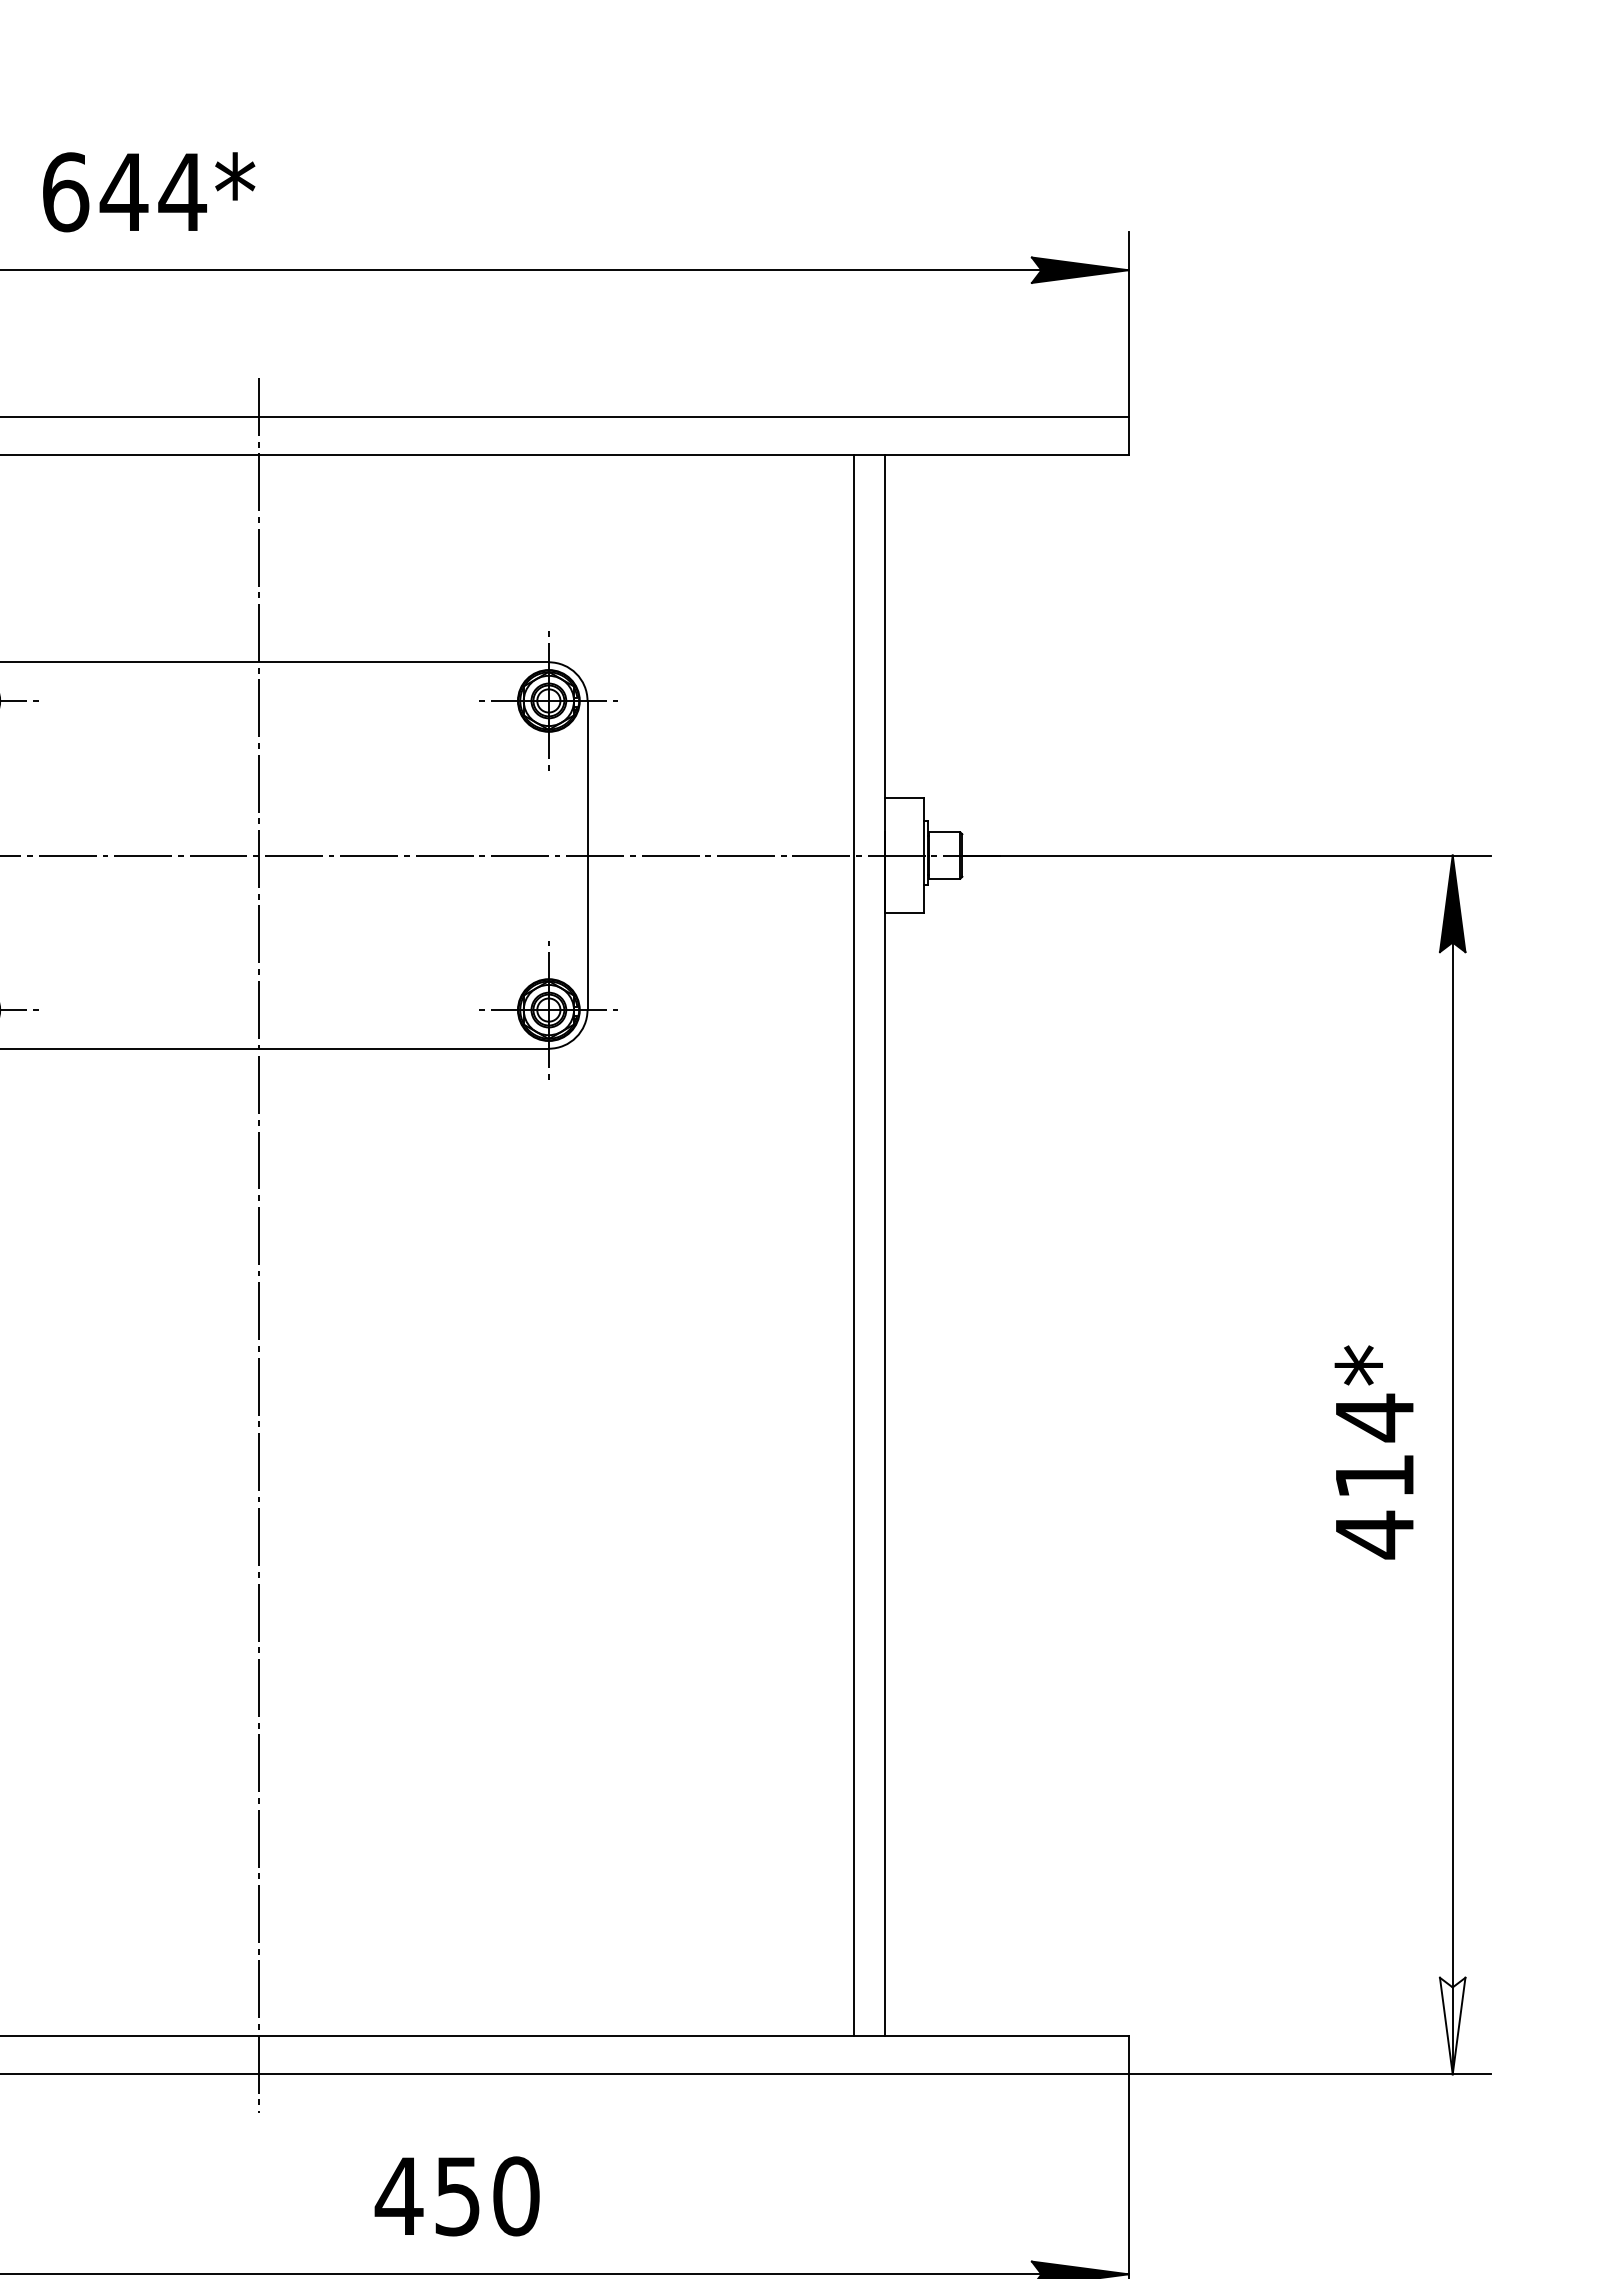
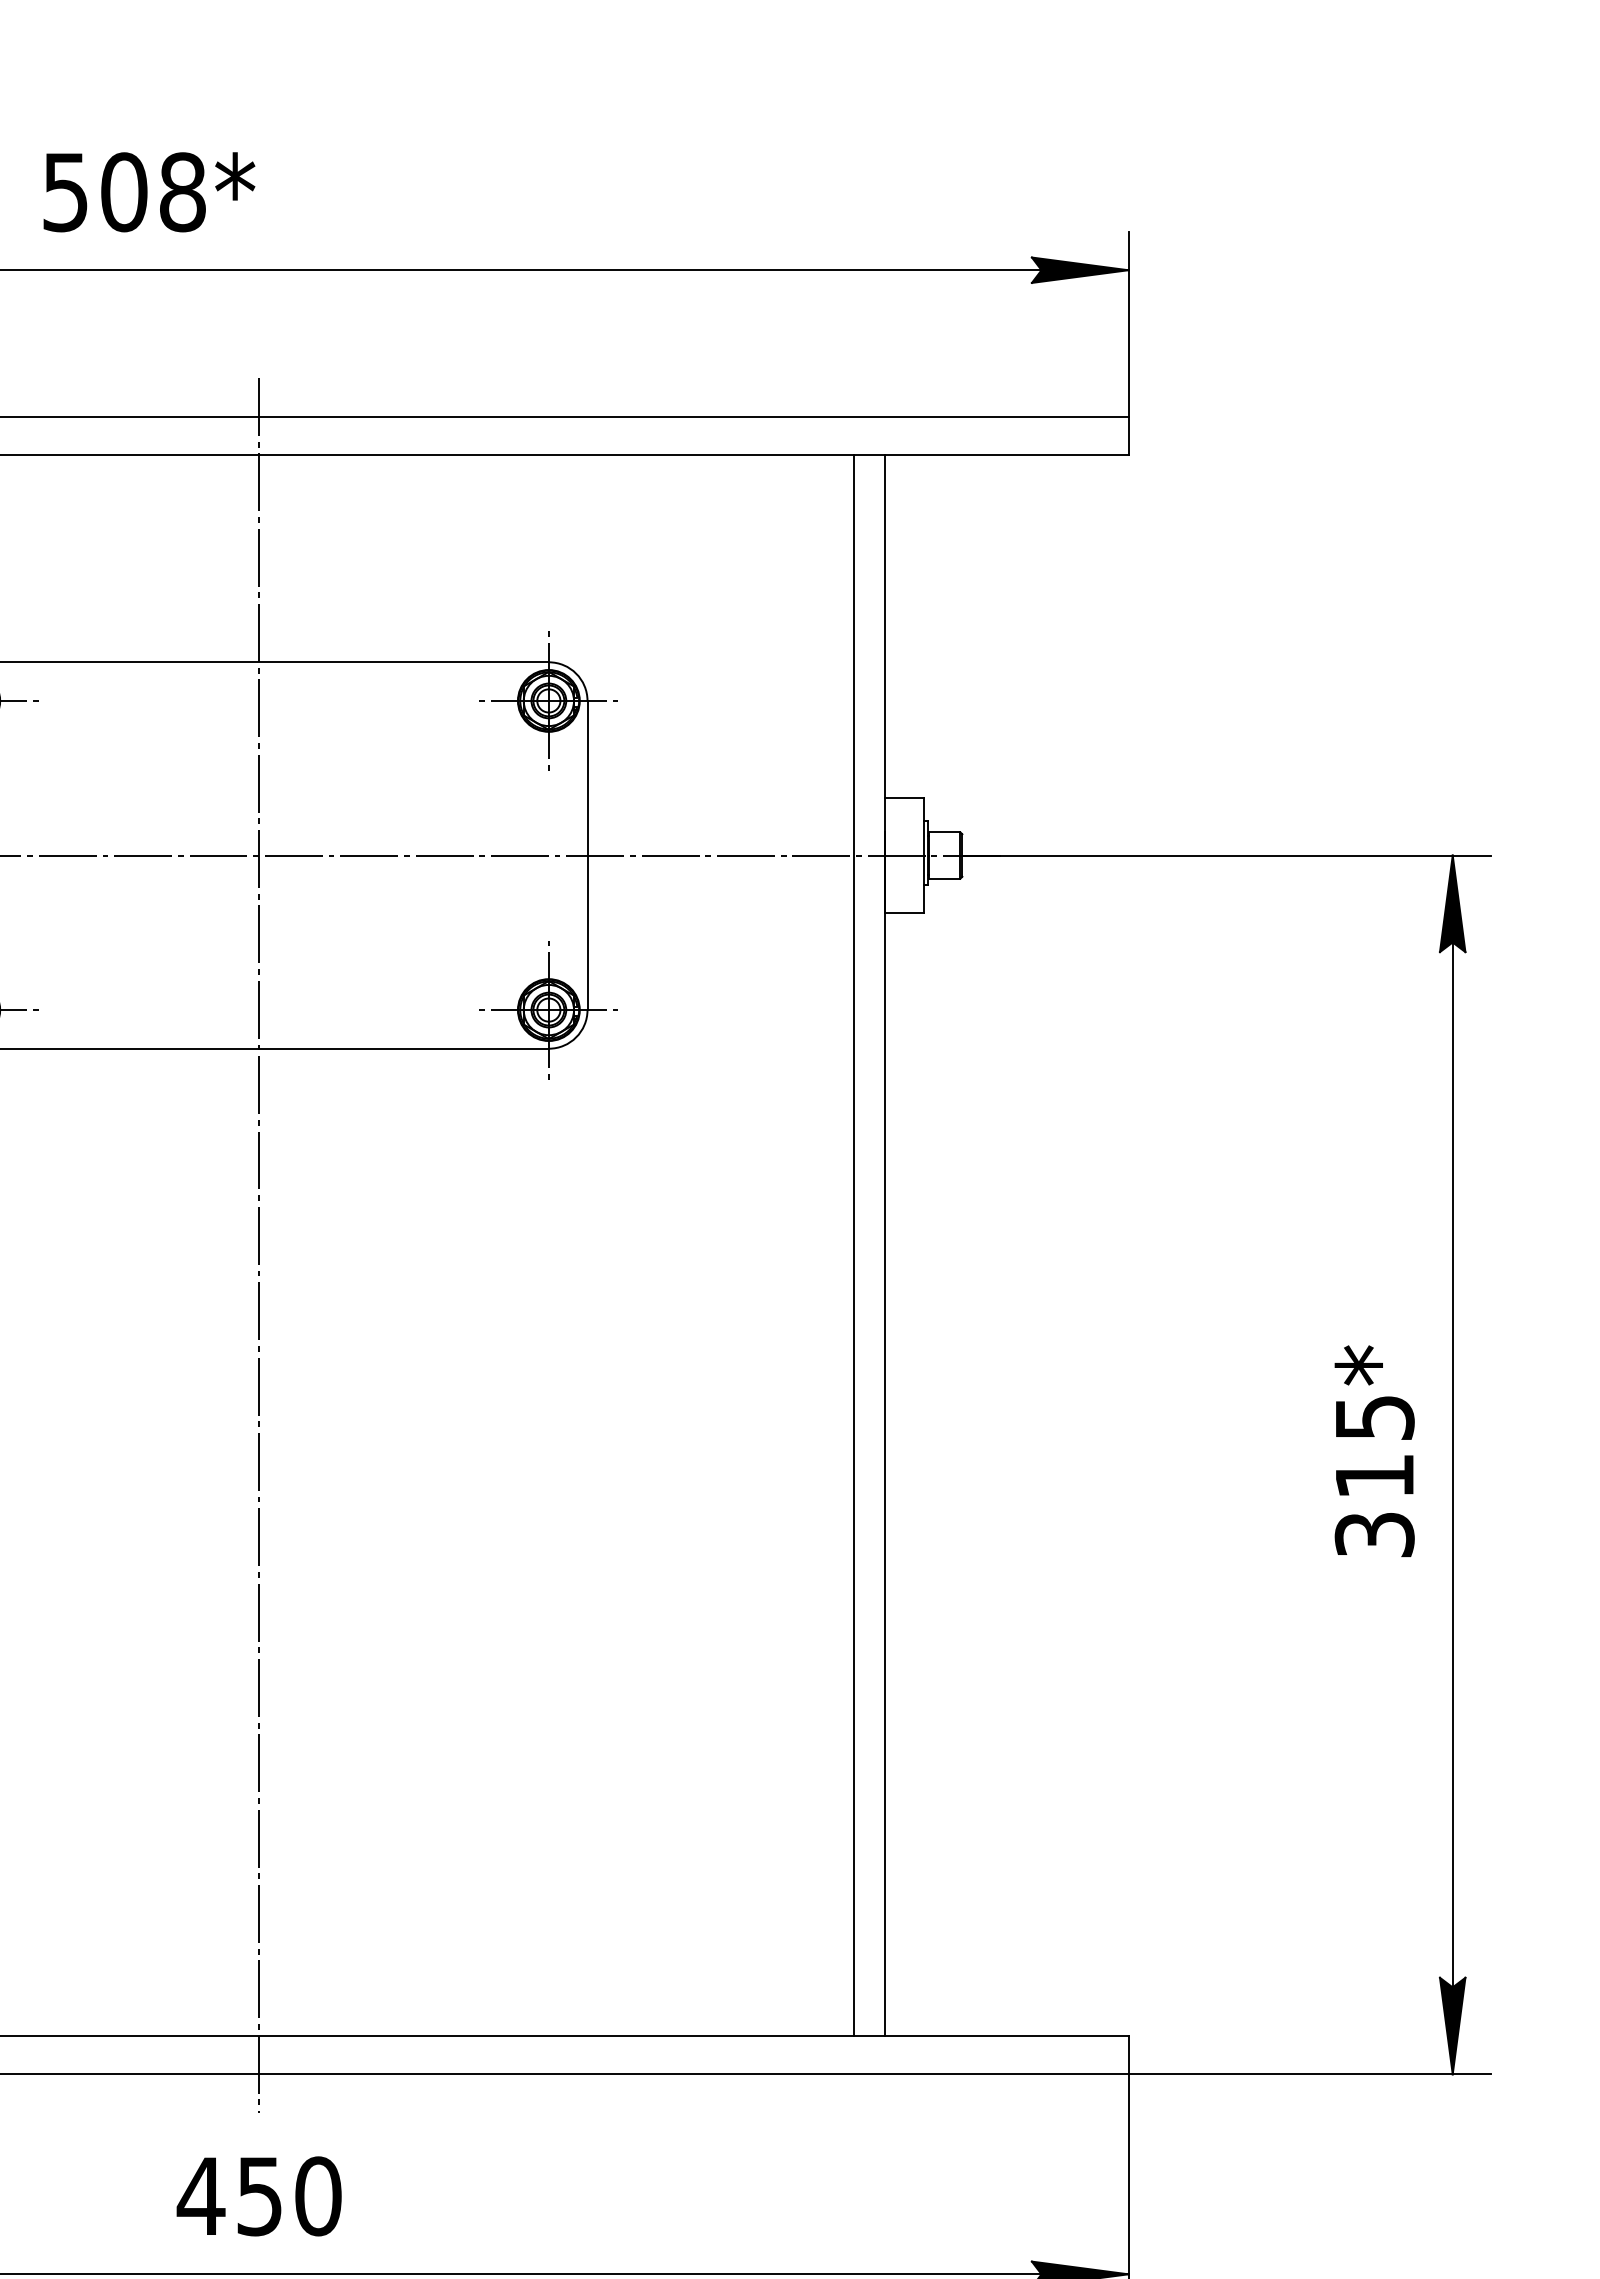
text: 644* -> 508* (124, 192)
text: 414* -> 315* (1374, 1476)
fill: none -> present (1452, 2025)
text position: (456, 2196) -> (258, 2196) (258, 2196)
